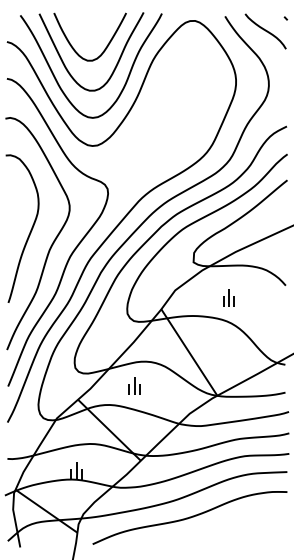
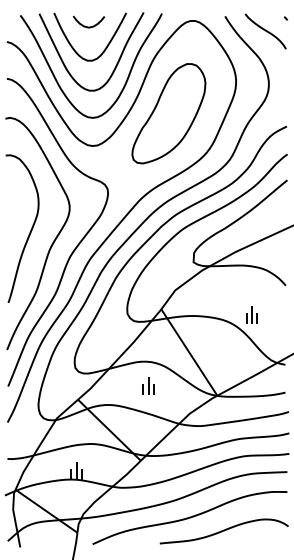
curve: none -> present (88, 26)
part: none -> present (168, 113)
part position: (228, 297) -> (251, 314) (251, 314)
part position: (134, 385) -> (148, 385) (148, 385)
curve: none -> present (223, 531)
